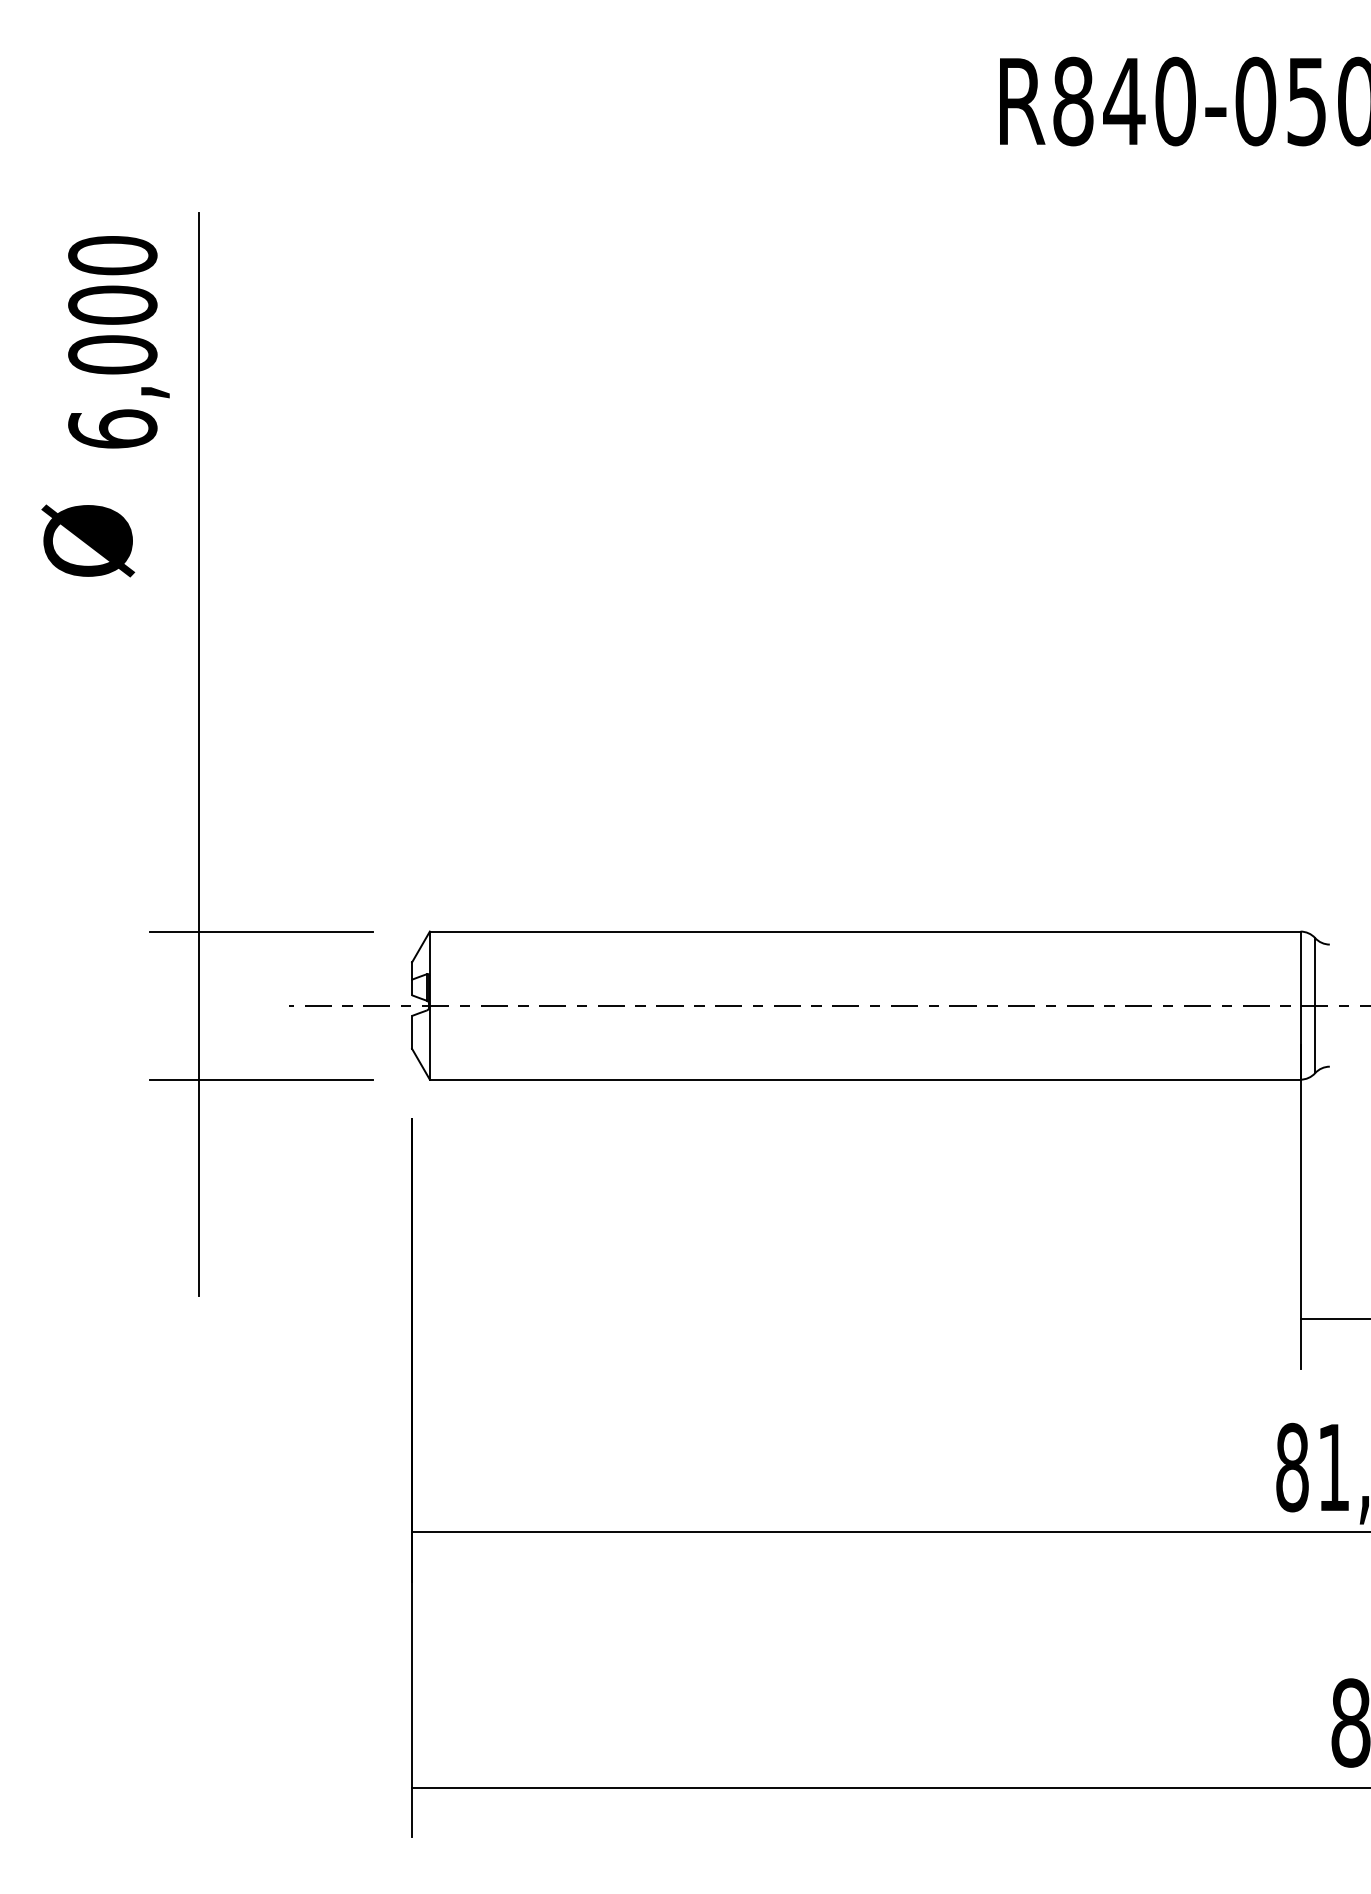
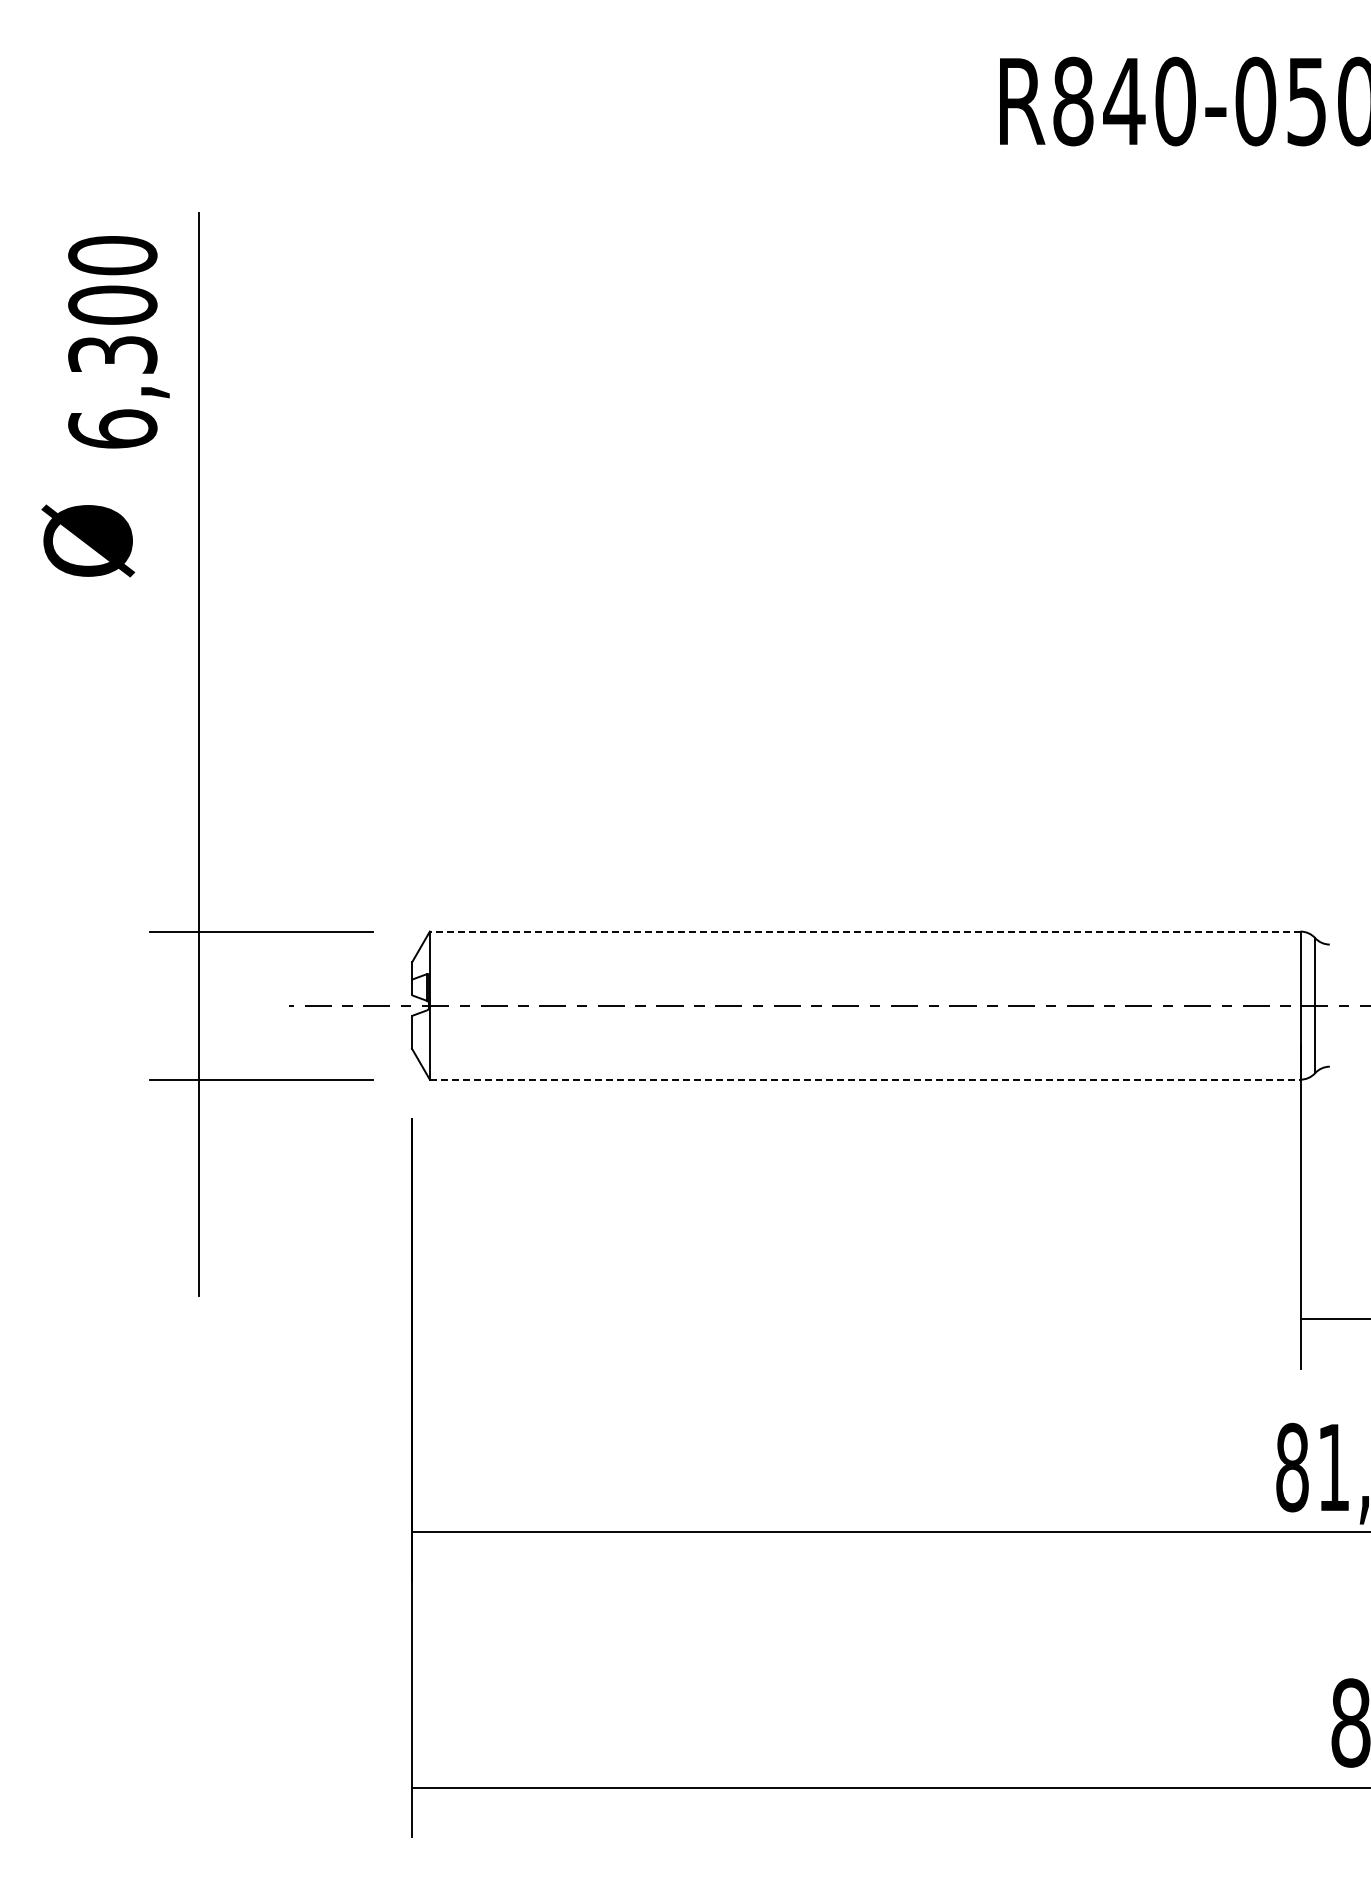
text: 6,000 -> 6,300 (112, 354)
line: solid -> dashed (864, 931)
line: solid -> dashed (865, 1079)
